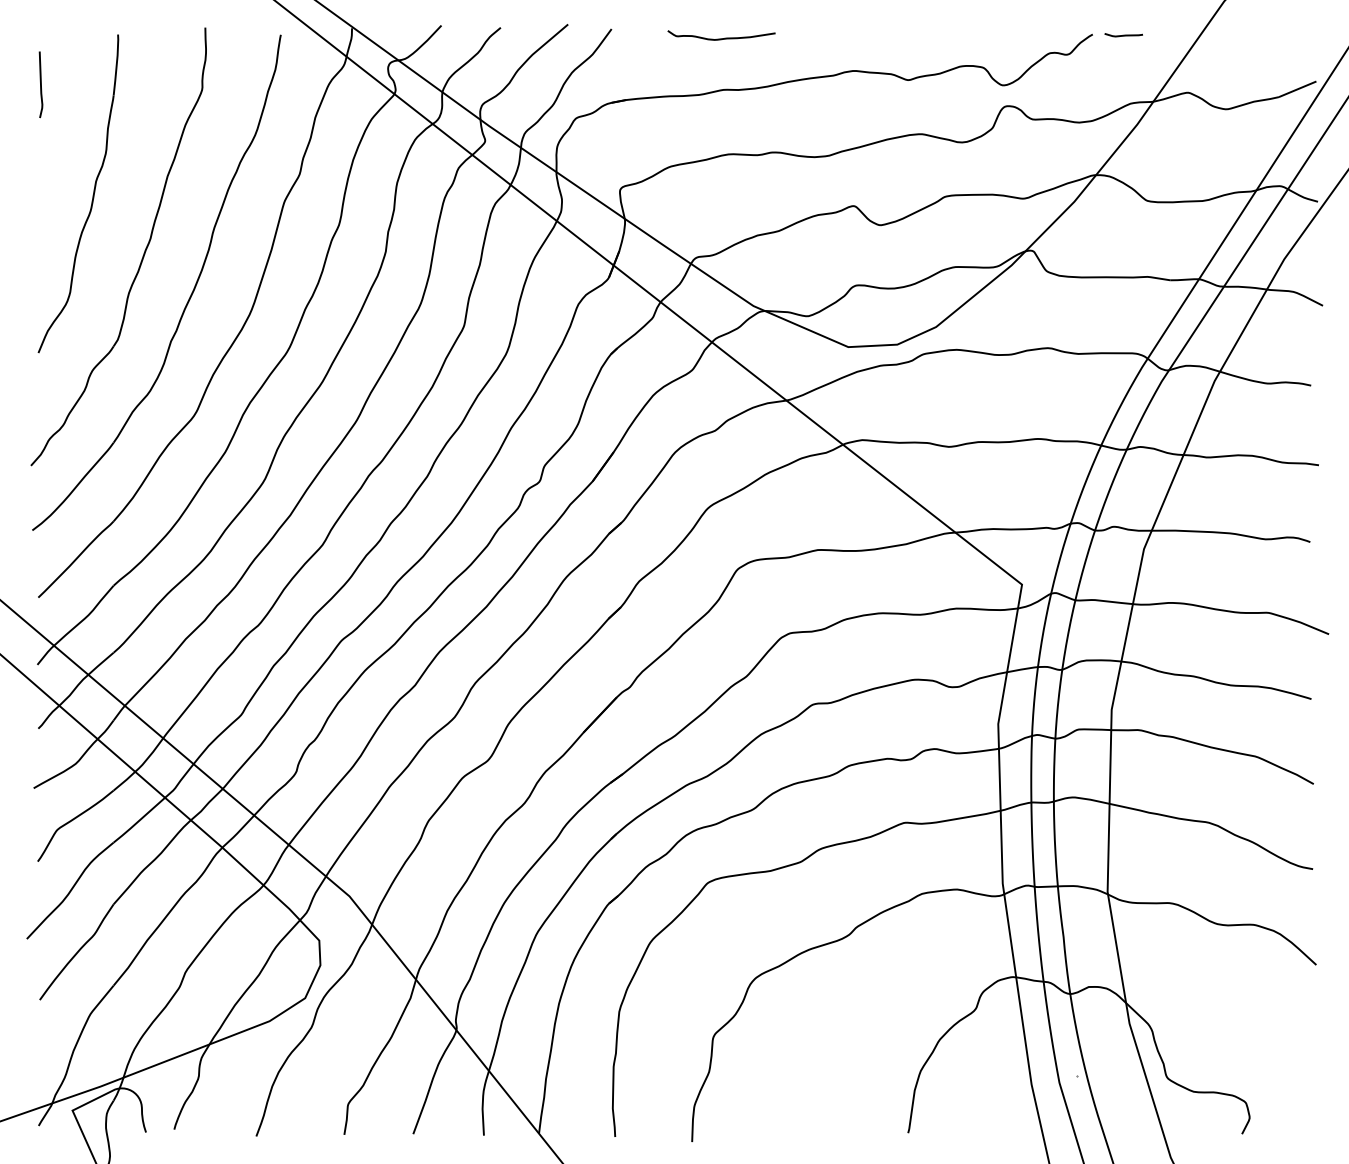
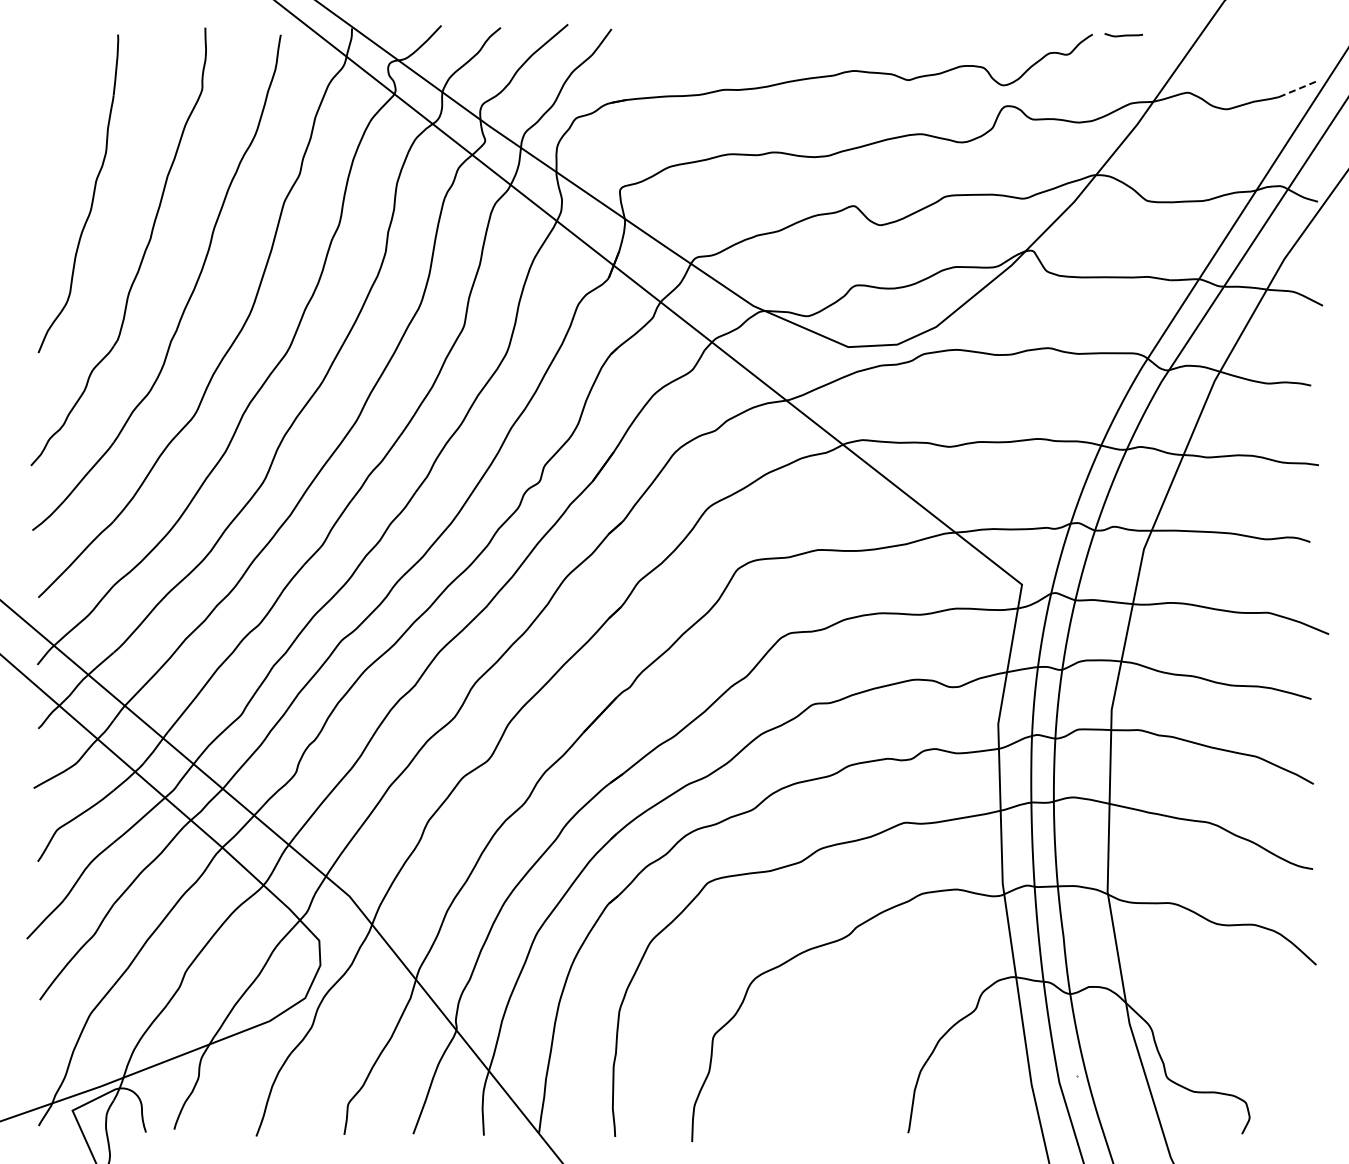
curve: present -> none (721, 38)
line: present -> none (40, 84)
line: solid -> dashed (1298, 89)
